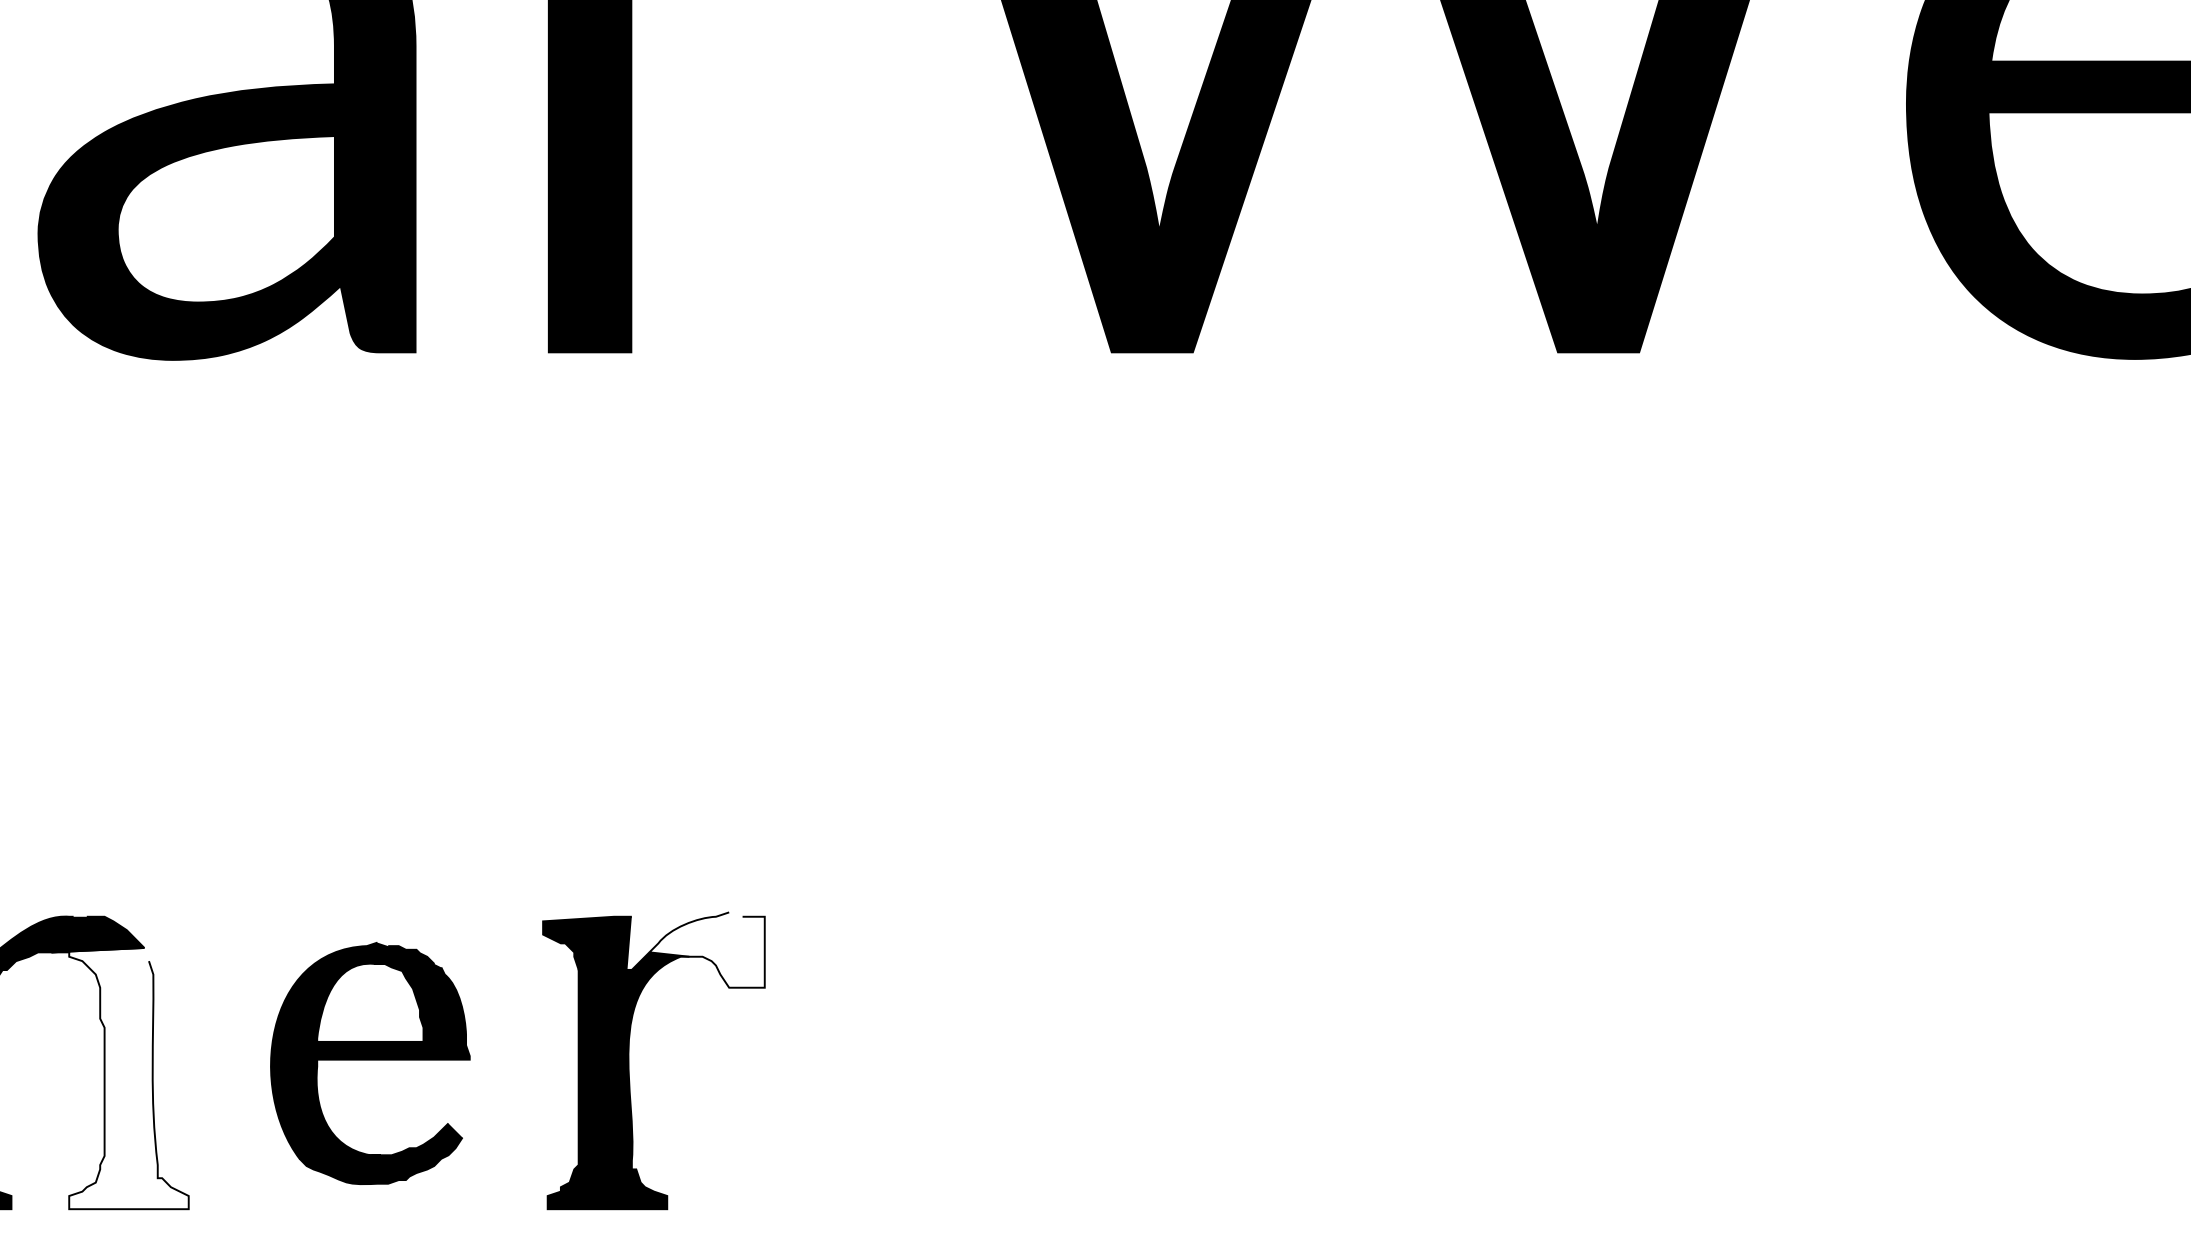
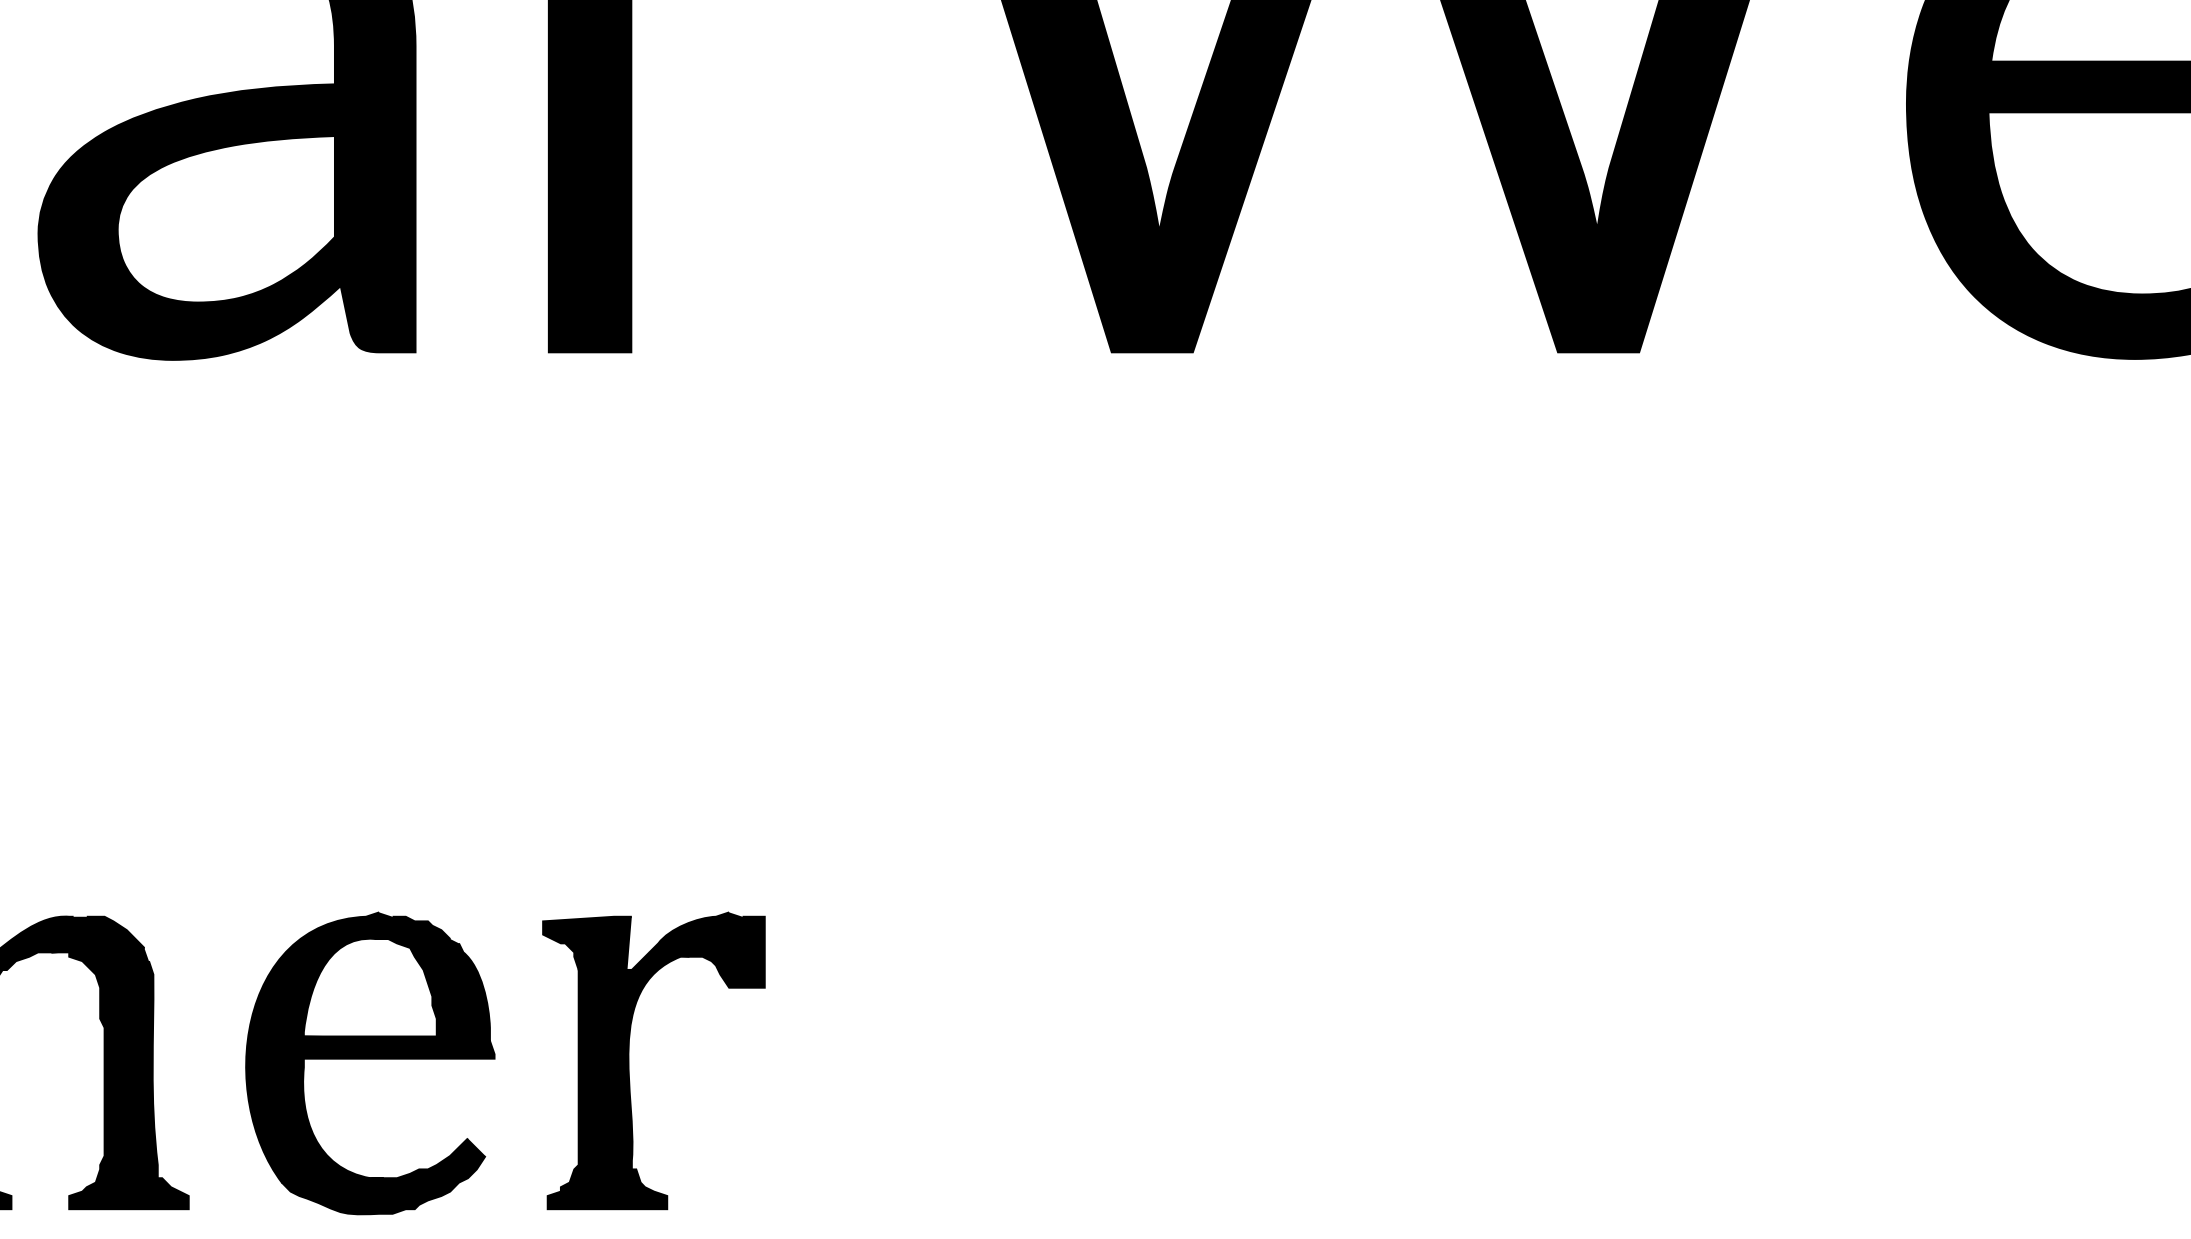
fill: none -> present (706, 949)
part size: 201x243 px -> 251x305 px (370, 1063)
fill: none -> present (119, 1078)
